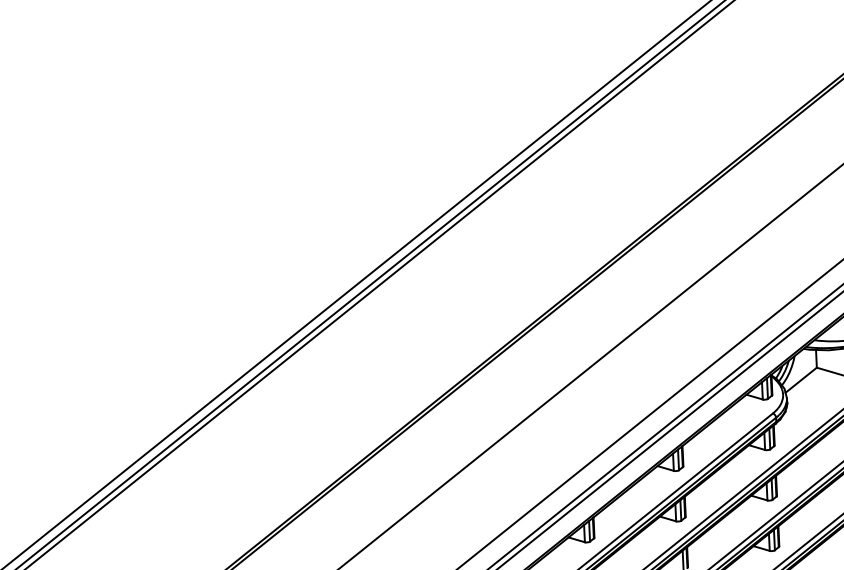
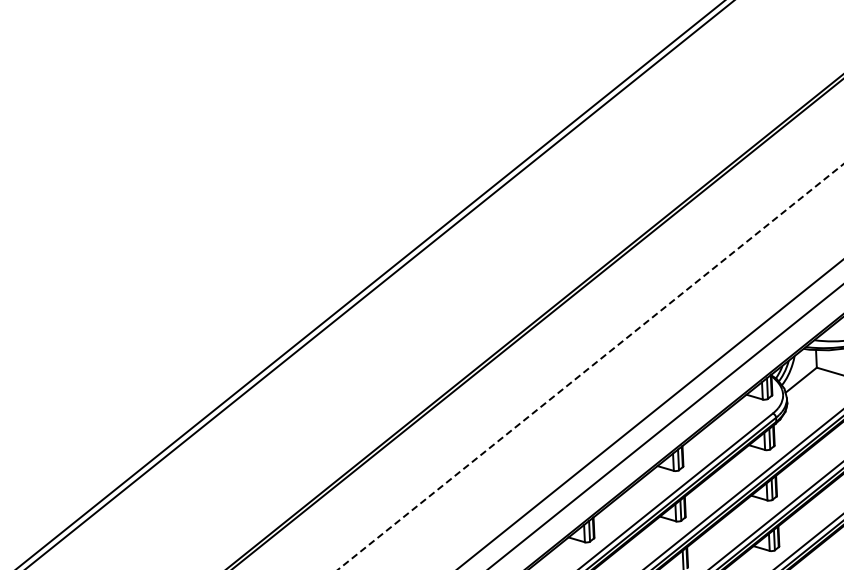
line: present -> none (357, 284)
line: solid -> dashed (590, 366)
line: present -> none (670, 430)
